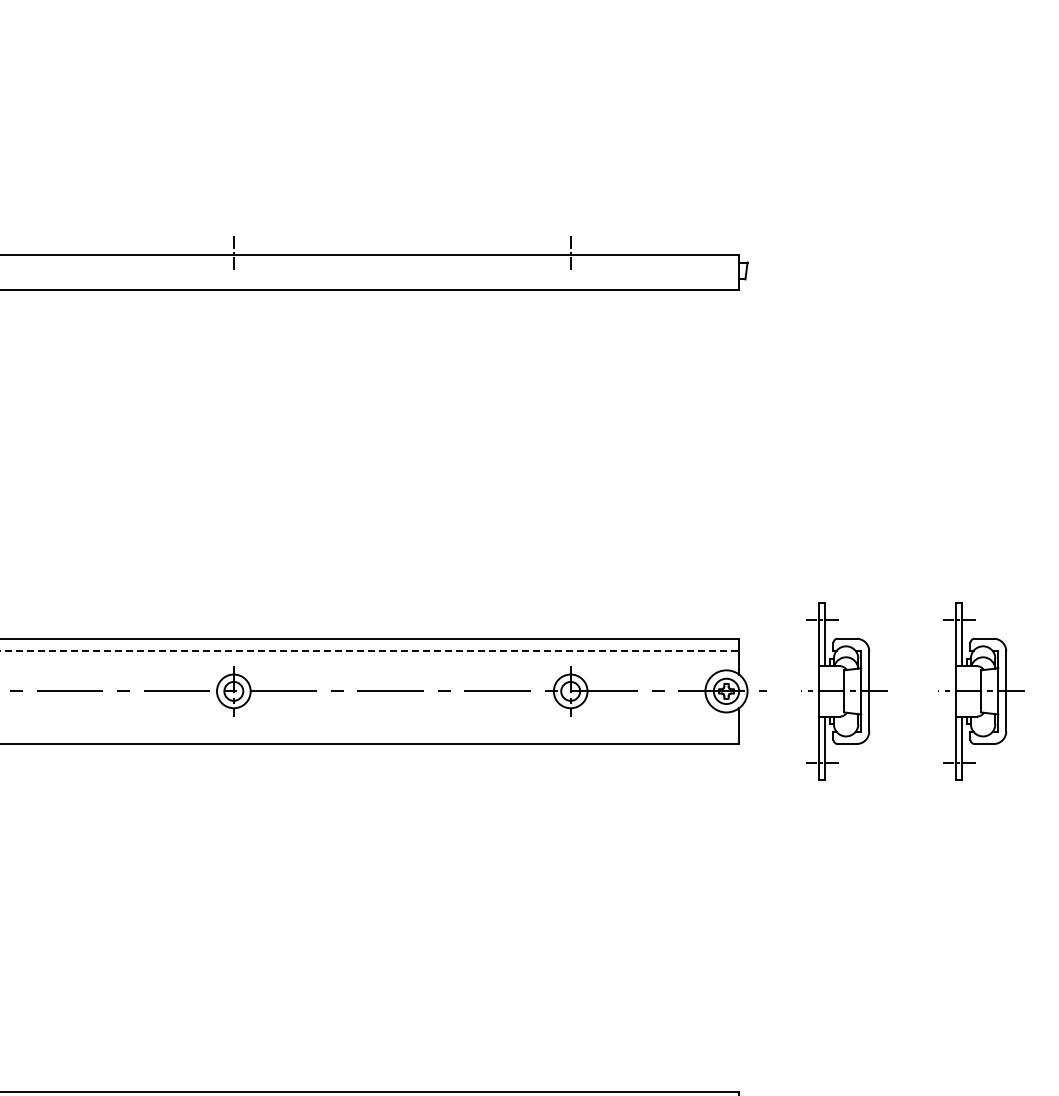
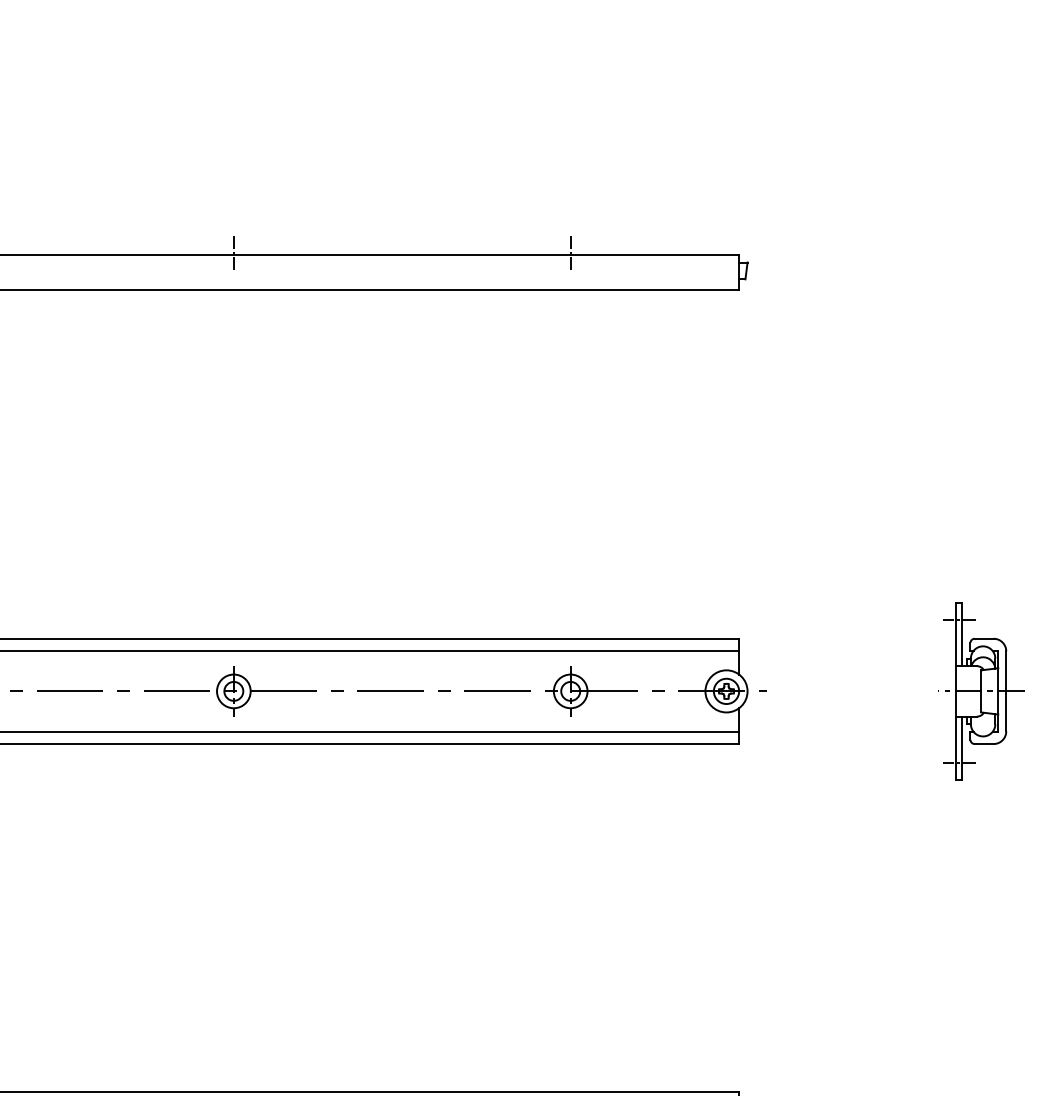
line: dashed -> solid (370, 650)
part: present -> none (844, 691)
line: none -> present (370, 731)
